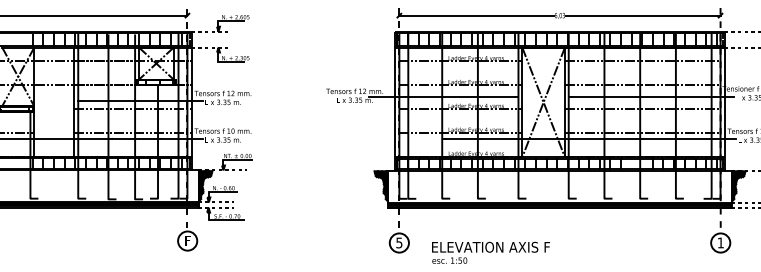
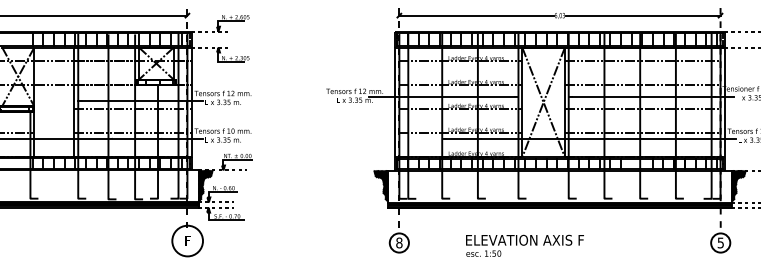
circle diameter: 19 px -> 31 px (187, 240)
text: 5 -> 8 (399, 242)
text: 1 -> 5 (720, 242)
text position: (490, 252) -> (524, 245) (524, 245)
